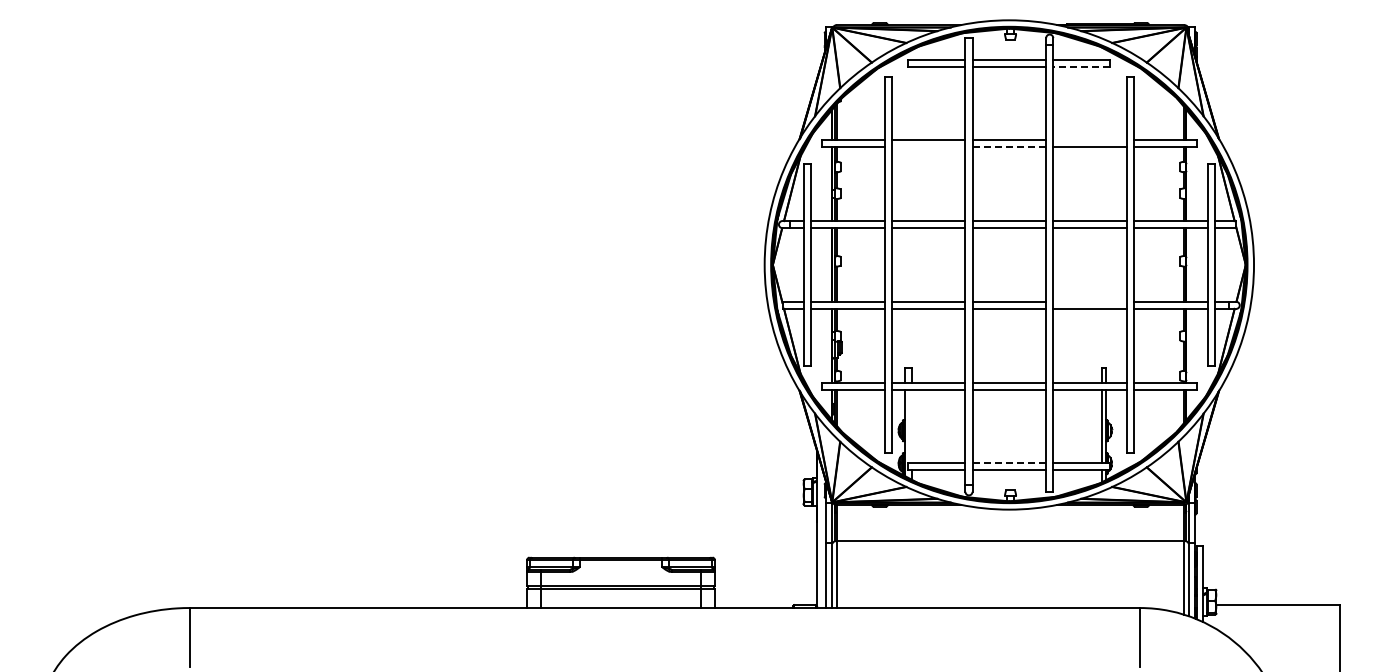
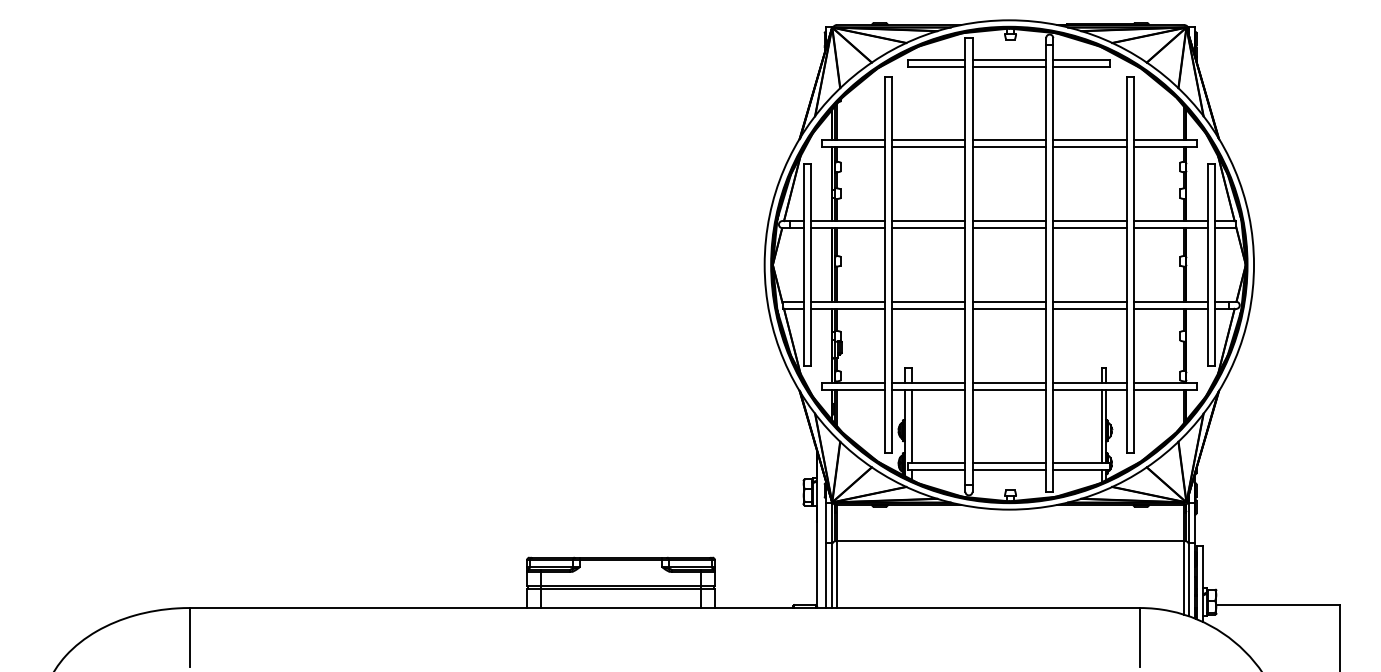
line: dashed -> solid (1081, 66)
line: none -> present (1089, 140)
line: none -> present (928, 147)
line: dashed -> solid (1009, 147)
line: none -> present (1089, 301)
line: none -> present (912, 426)
line: dashed -> solid (1009, 463)
